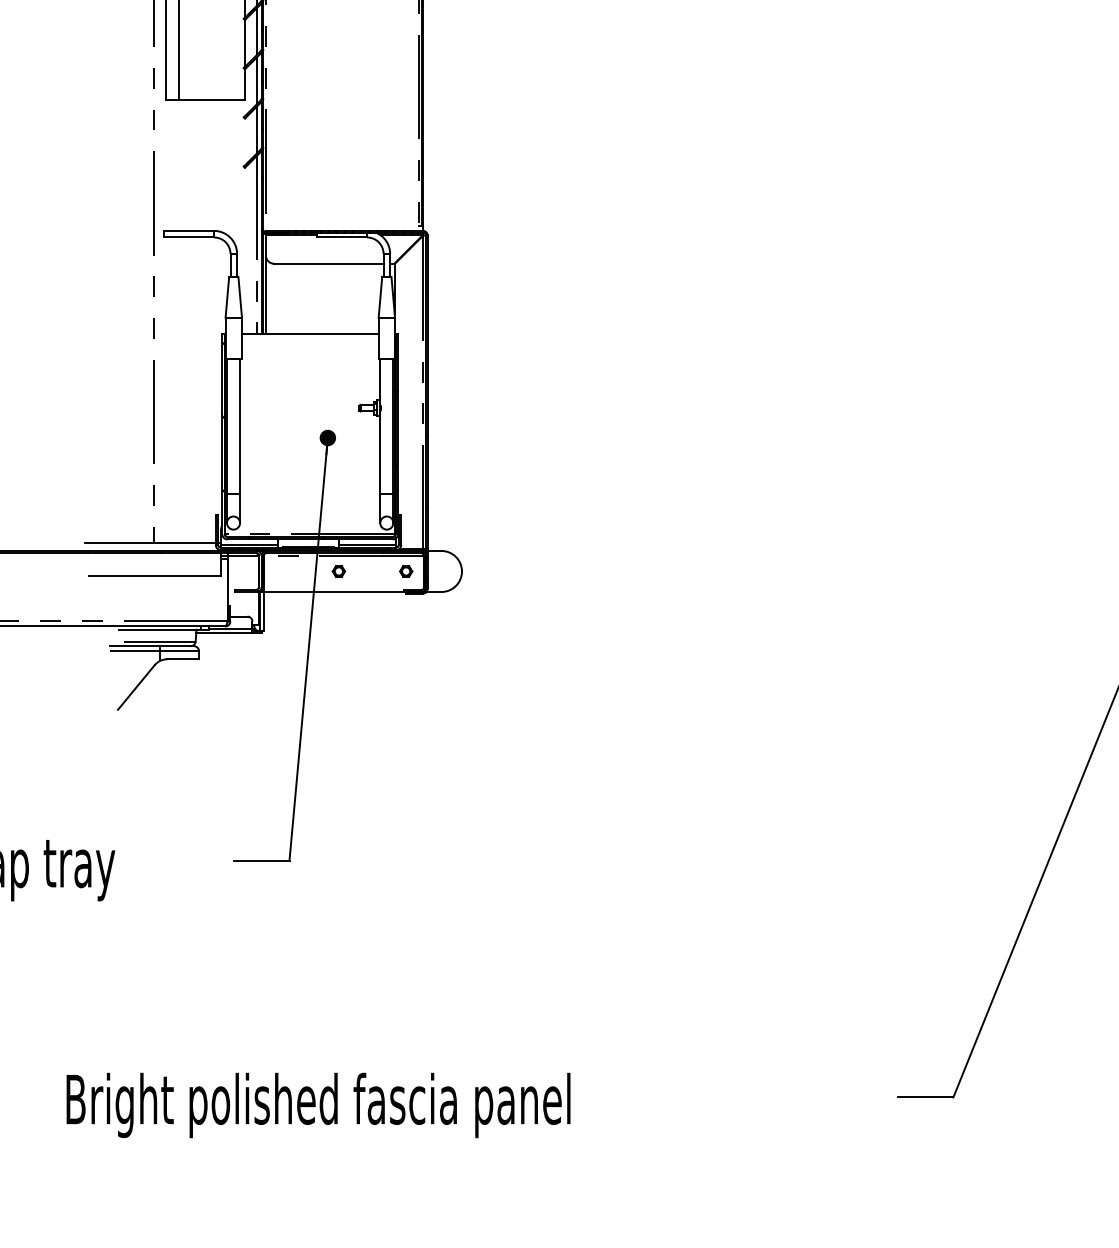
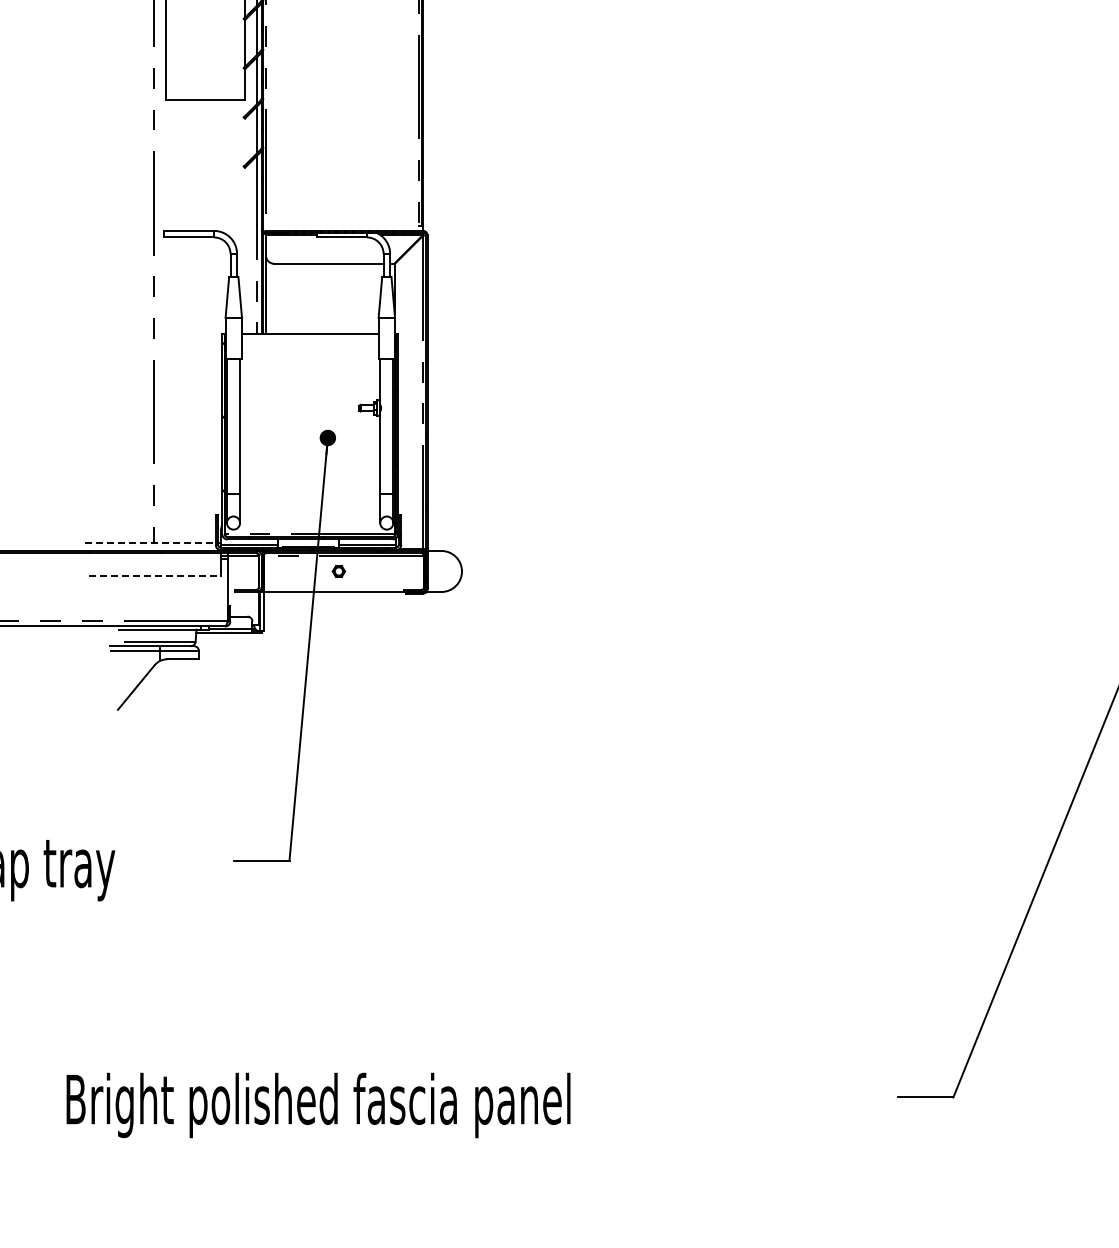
line: present -> none (178, 50)
line: solid -> dashed (151, 542)
part: present -> none (406, 571)
line: solid -> dashed (155, 575)
